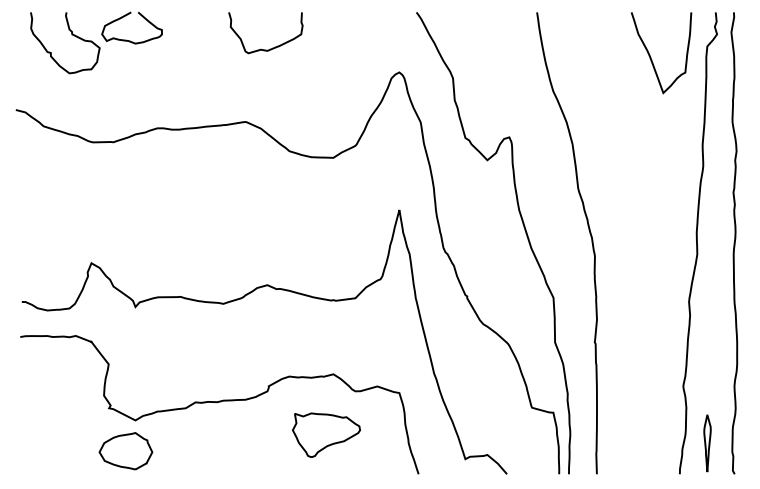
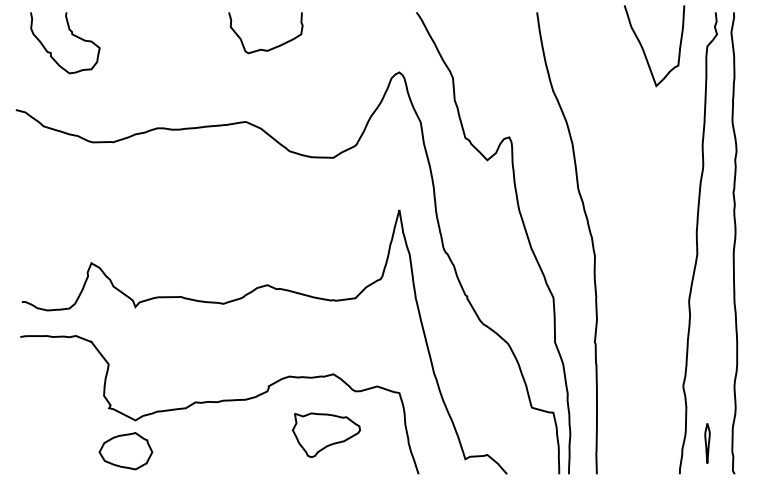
curve: present -> none (124, 17)
curve position: (651, 57) -> (644, 50) (644, 50)
part size: 9x59 px -> 7x41 px (707, 443)
